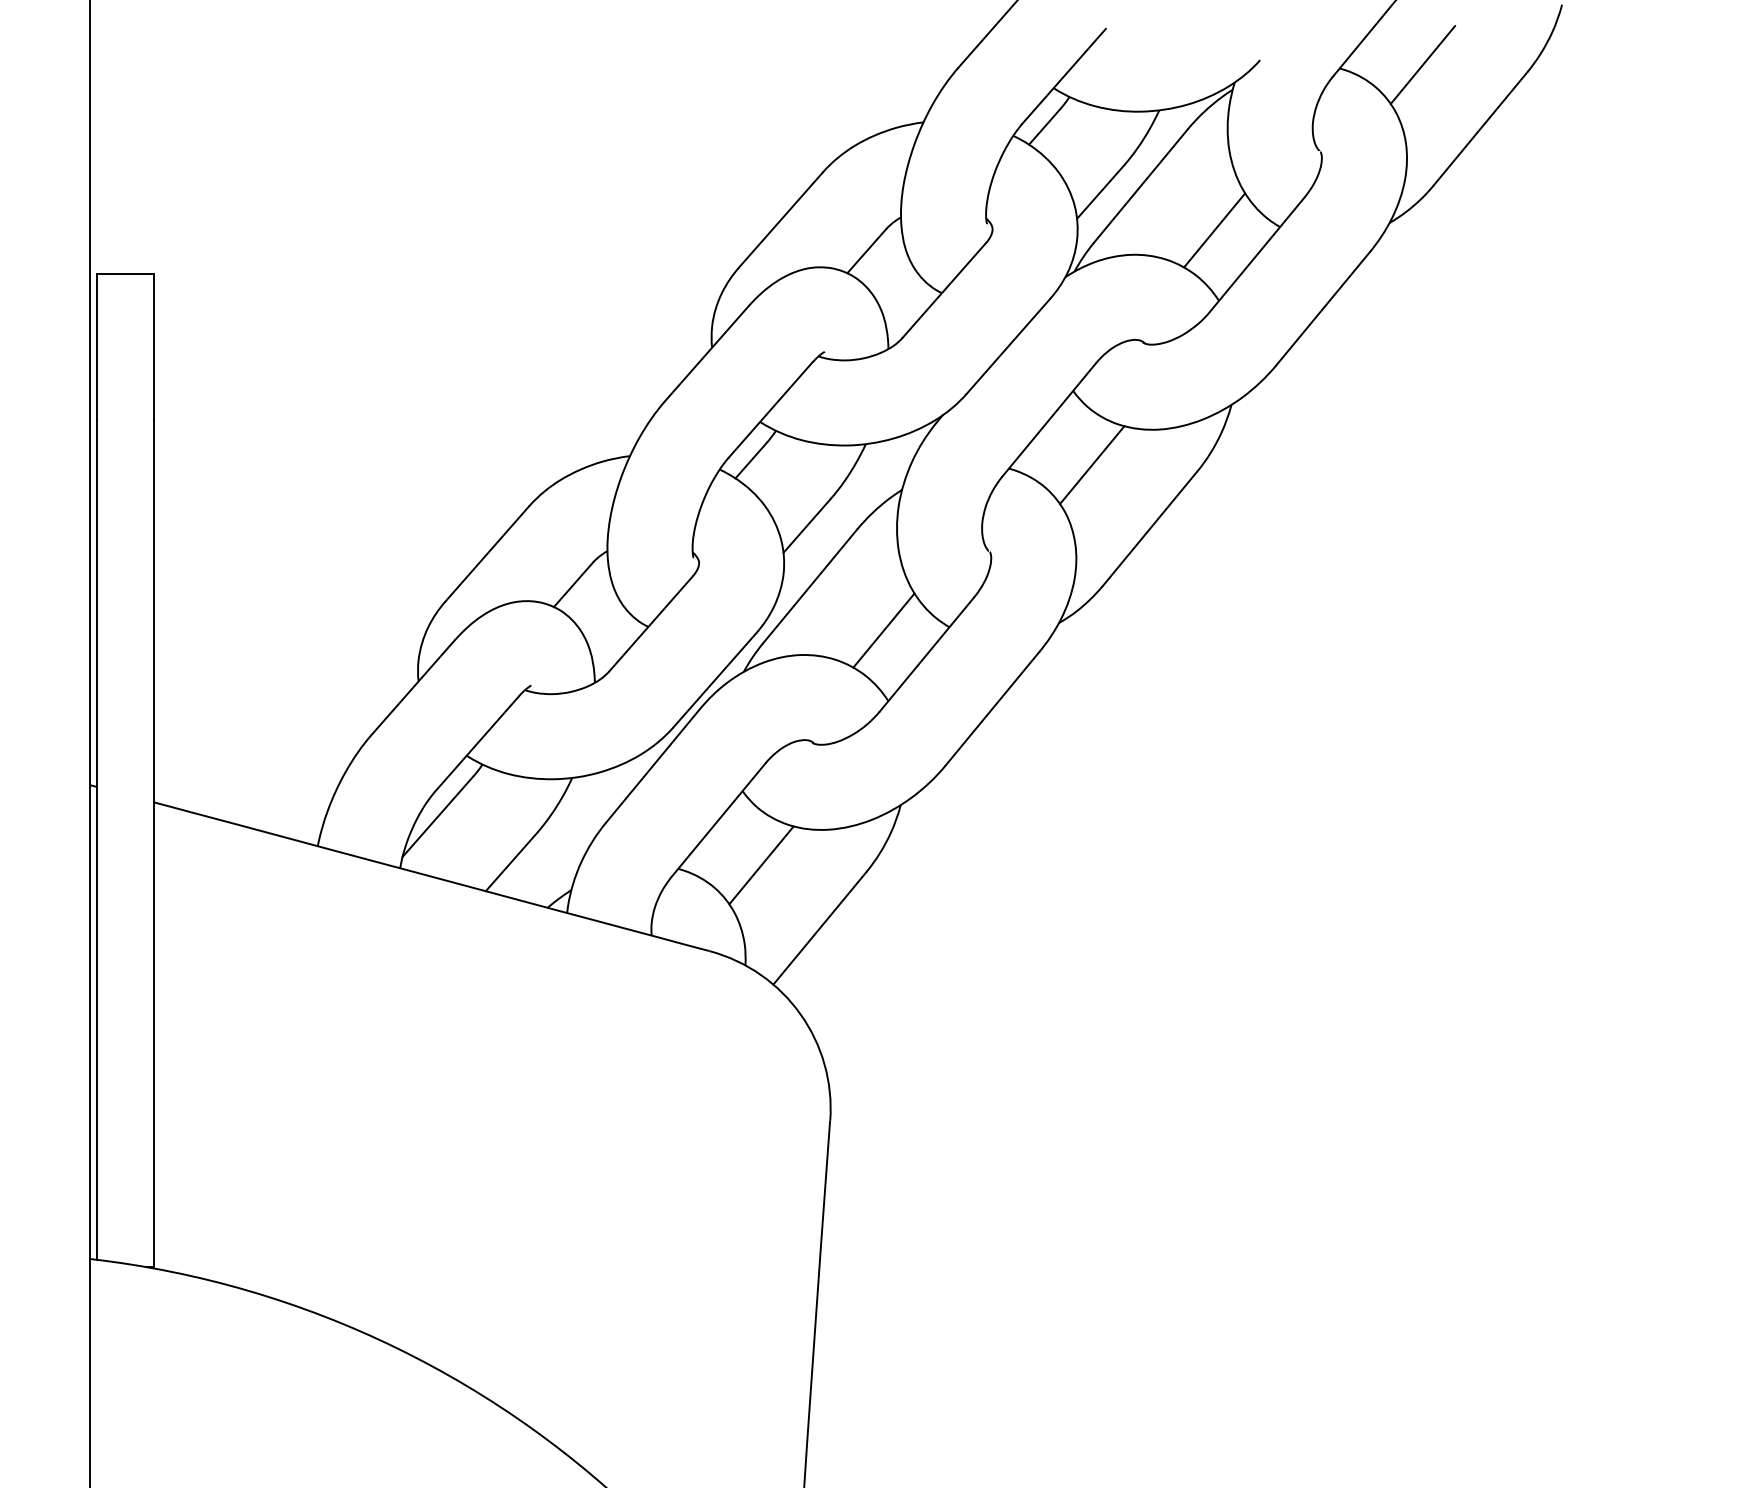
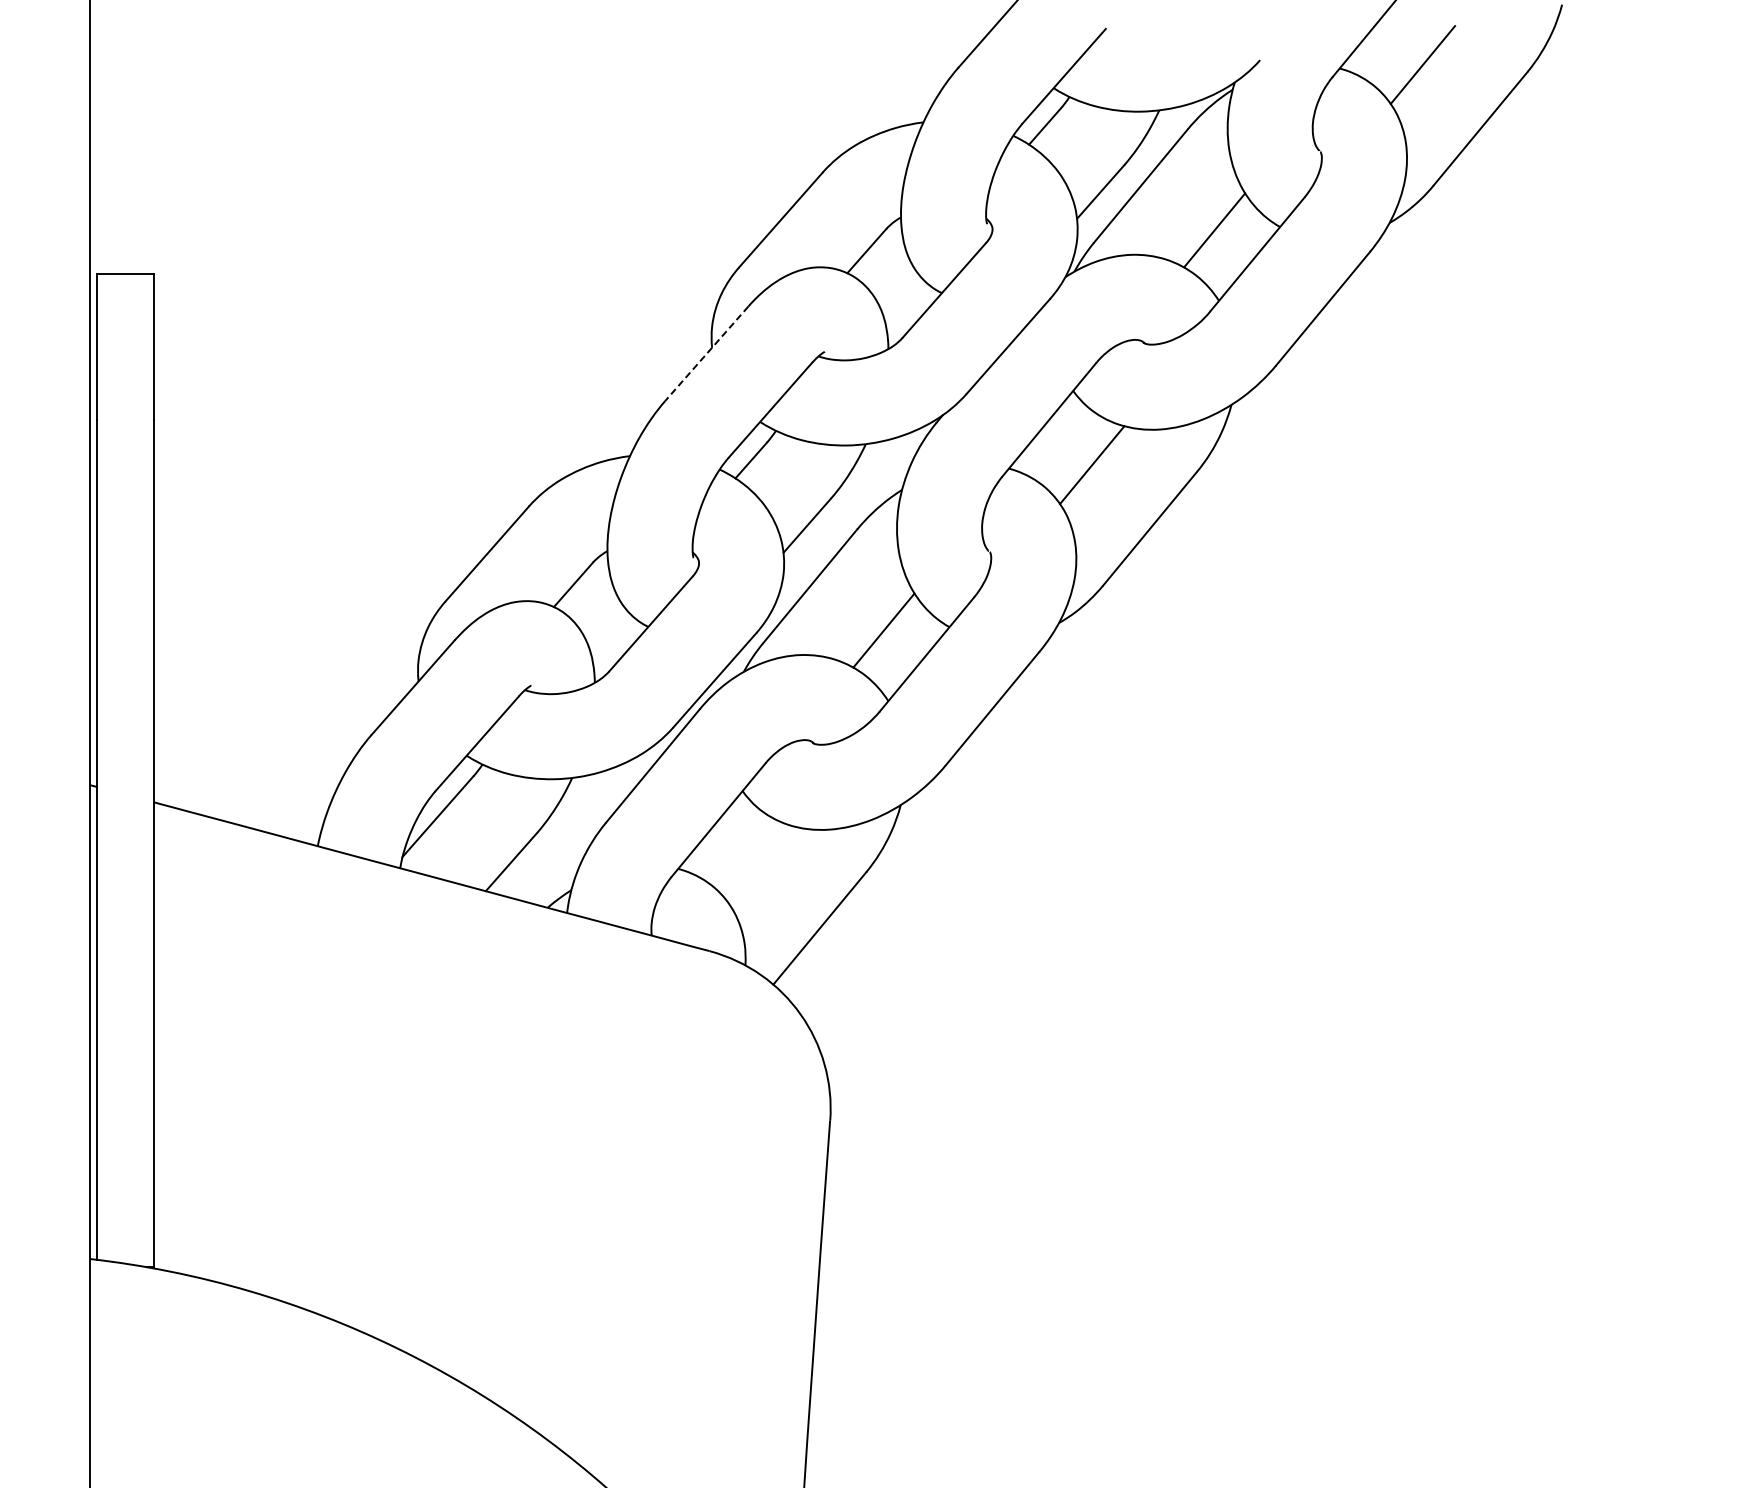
line: solid -> dashed (706, 354)
line: present -> none (761, 865)
